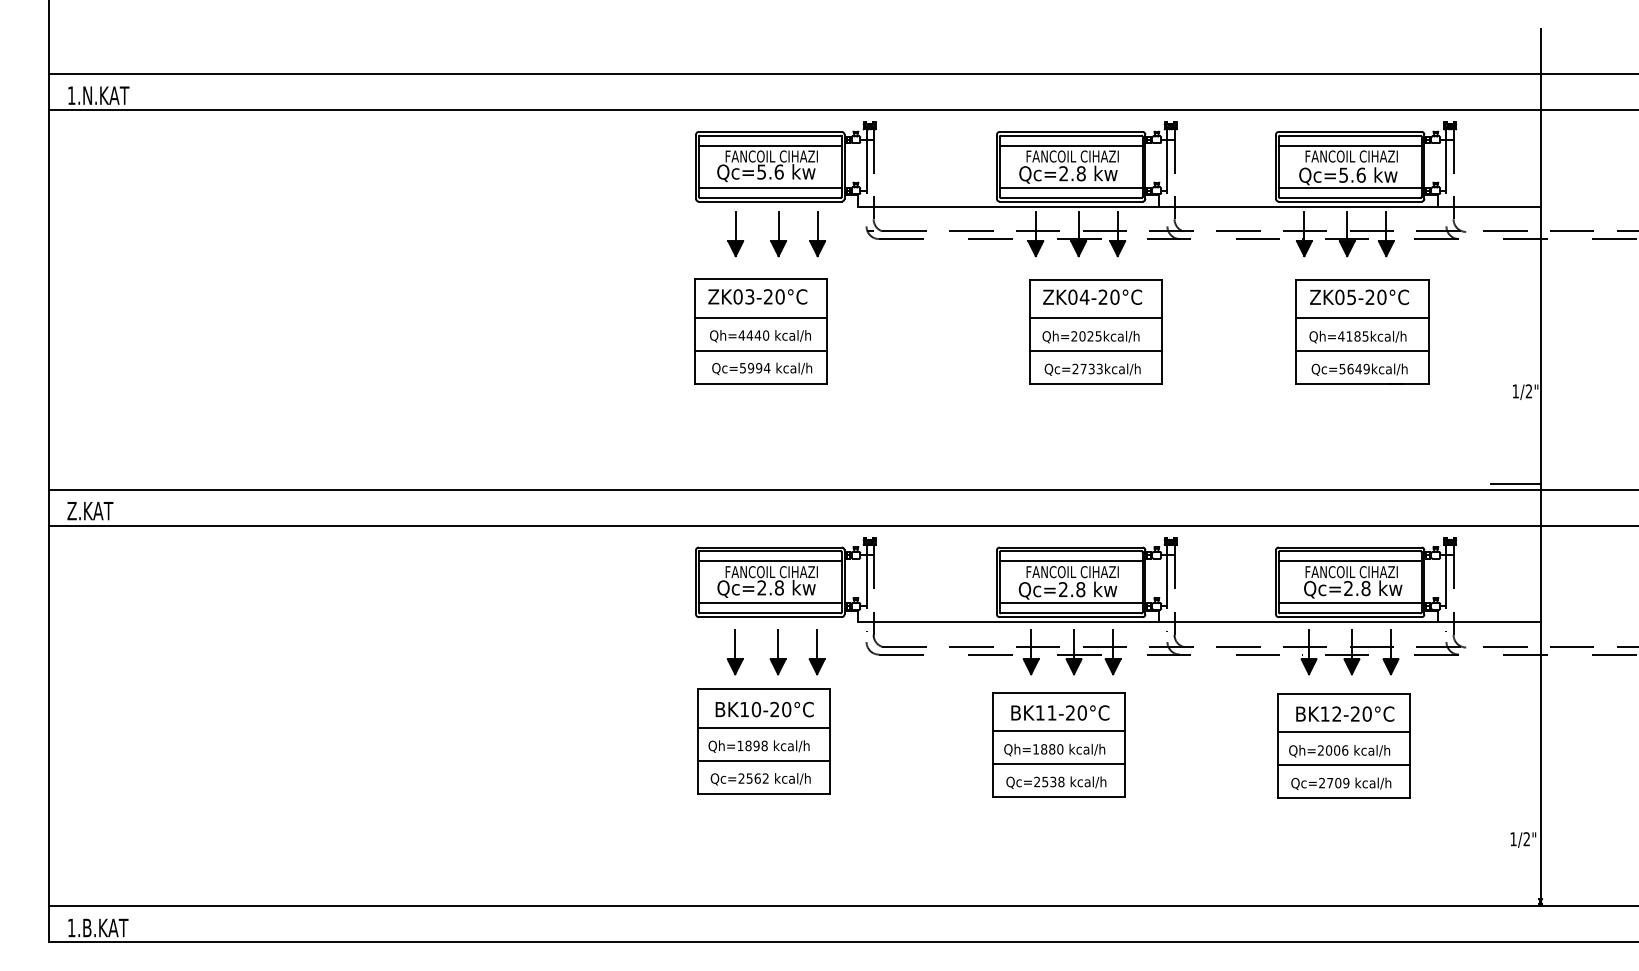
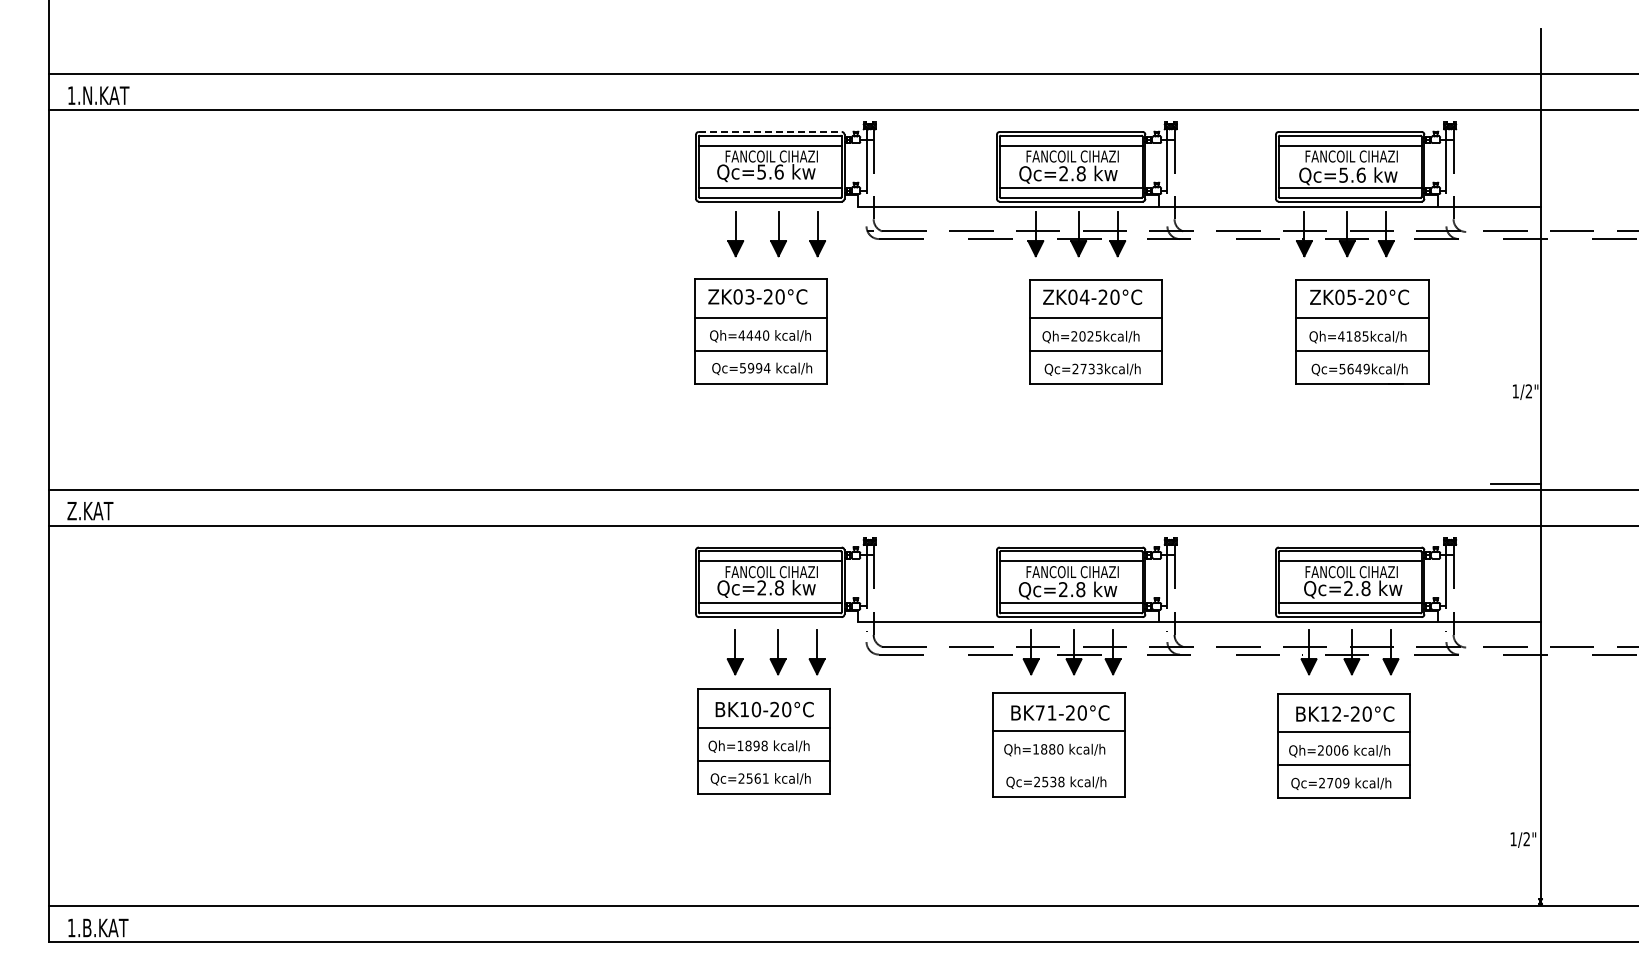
line: solid -> dashed (770, 131)
text: BK11-20°C -> BK71-20°C (1040, 712)
line: present -> none (1059, 764)
text: Qc=2562 -> Qc=2561 (765, 778)
